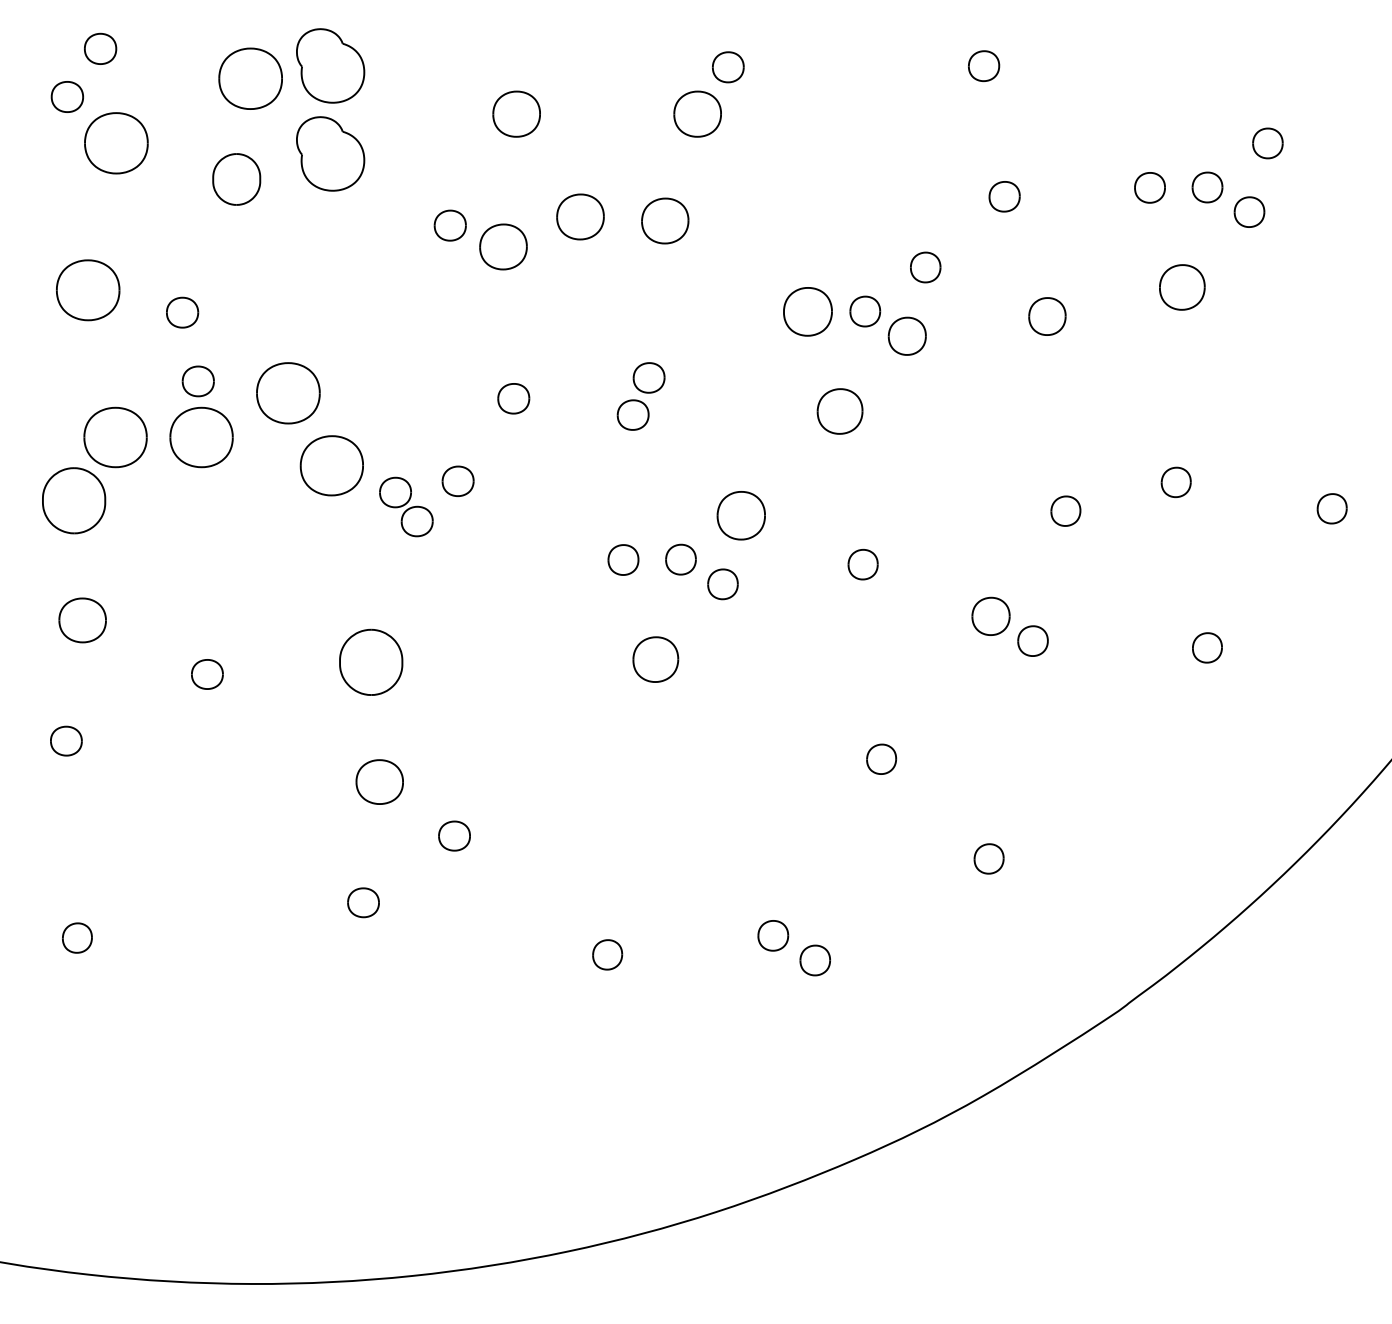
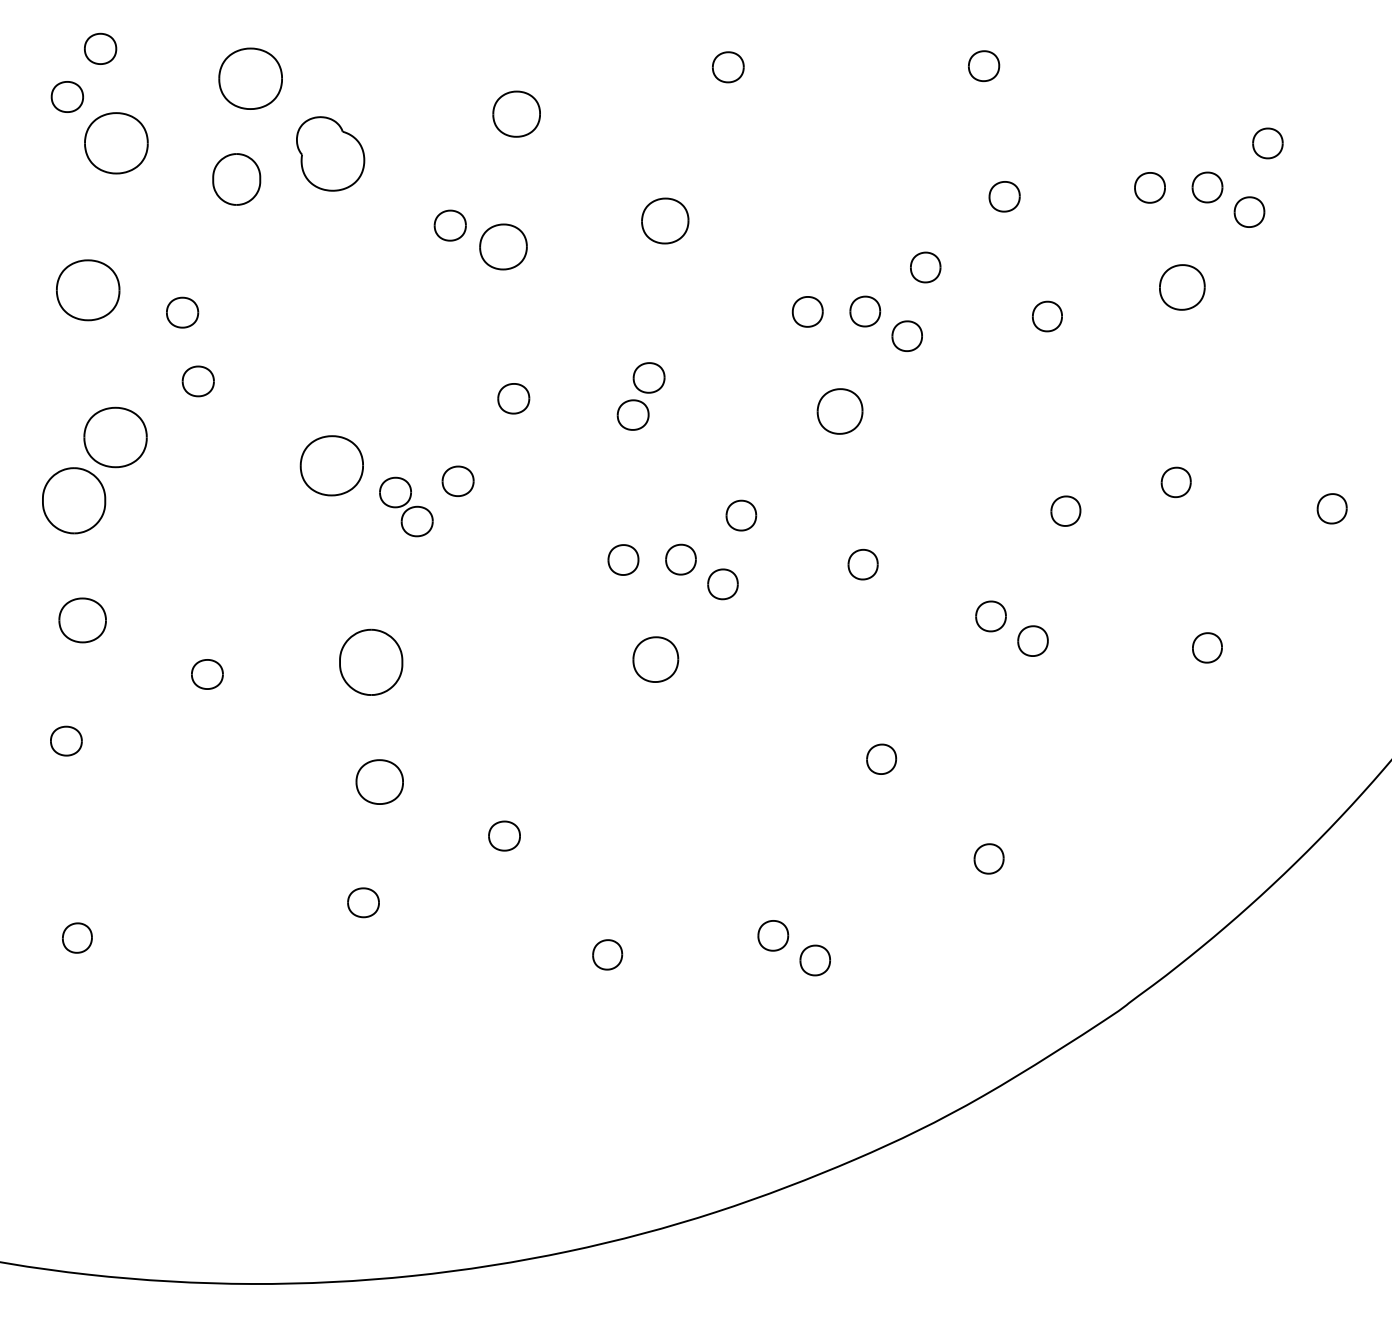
part: present -> none (330, 65)
part: present -> none (697, 113)
part: present -> none (580, 216)
part size: 50x50 px -> 33x32 px (807, 311)
part size: 39x39 px -> 31x33 px (1047, 316)
part size: 40x40 px -> 32x32 px (906, 335)
part: present -> none (288, 393)
part: present -> none (201, 437)
part size: 50x50 px -> 33x33 px (741, 515)
part size: 40x40 px -> 32x33 px (990, 616)
part position: (454, 835) -> (504, 835) (504, 835)
